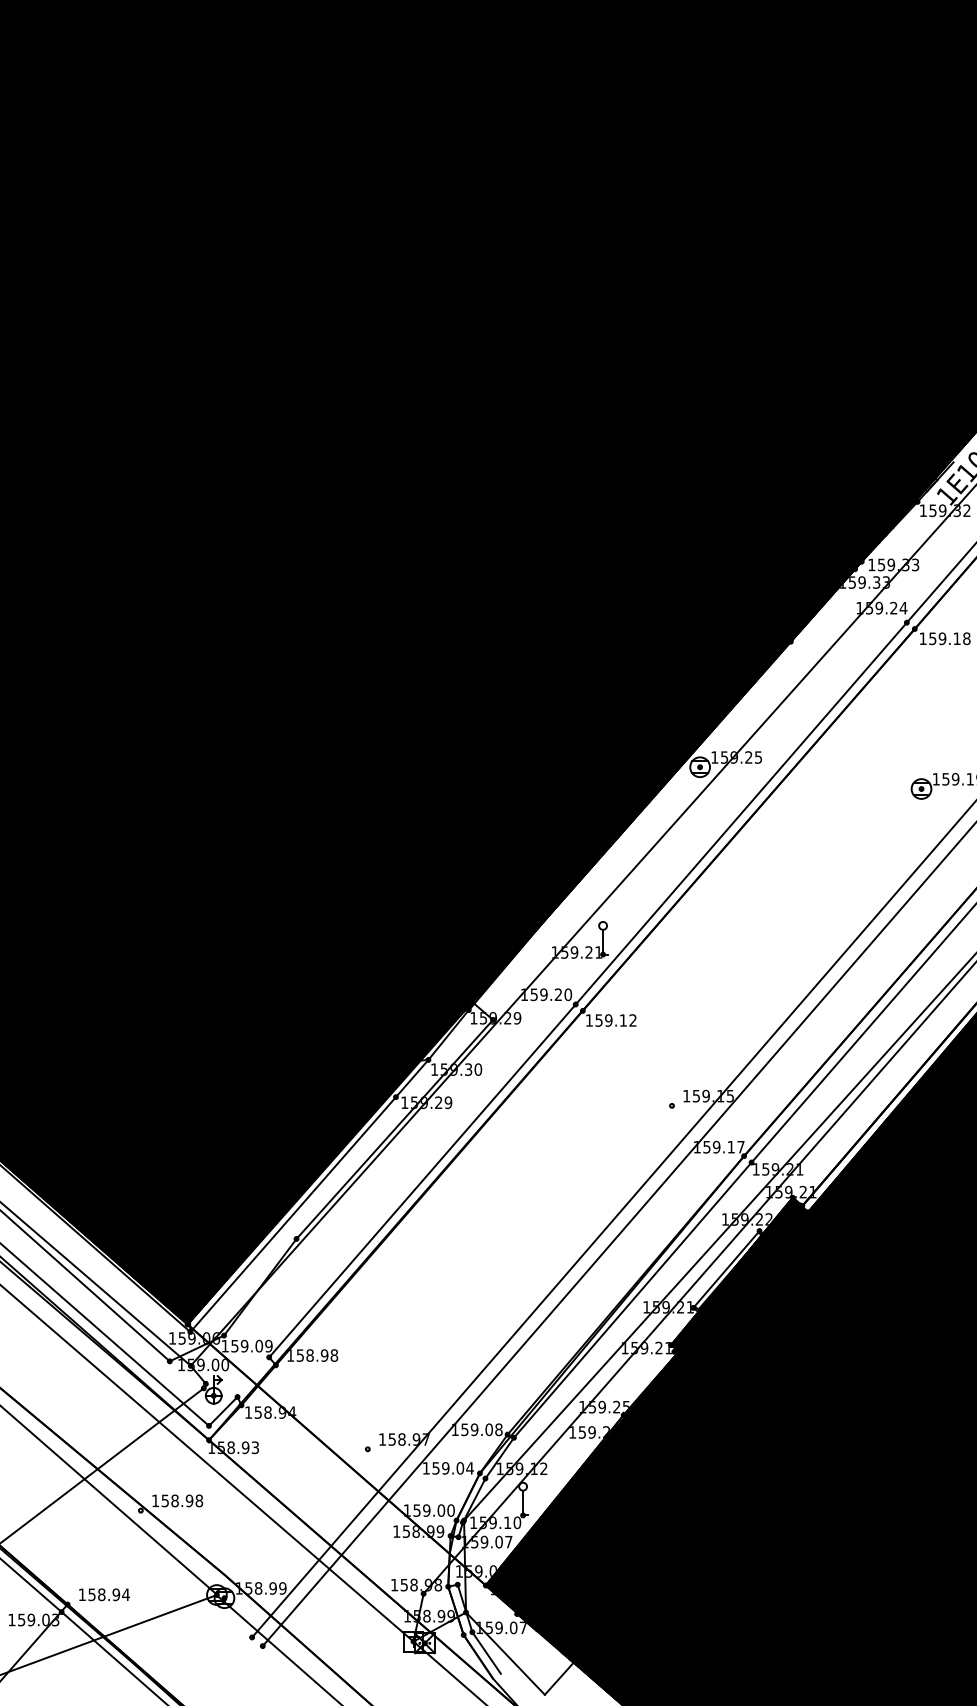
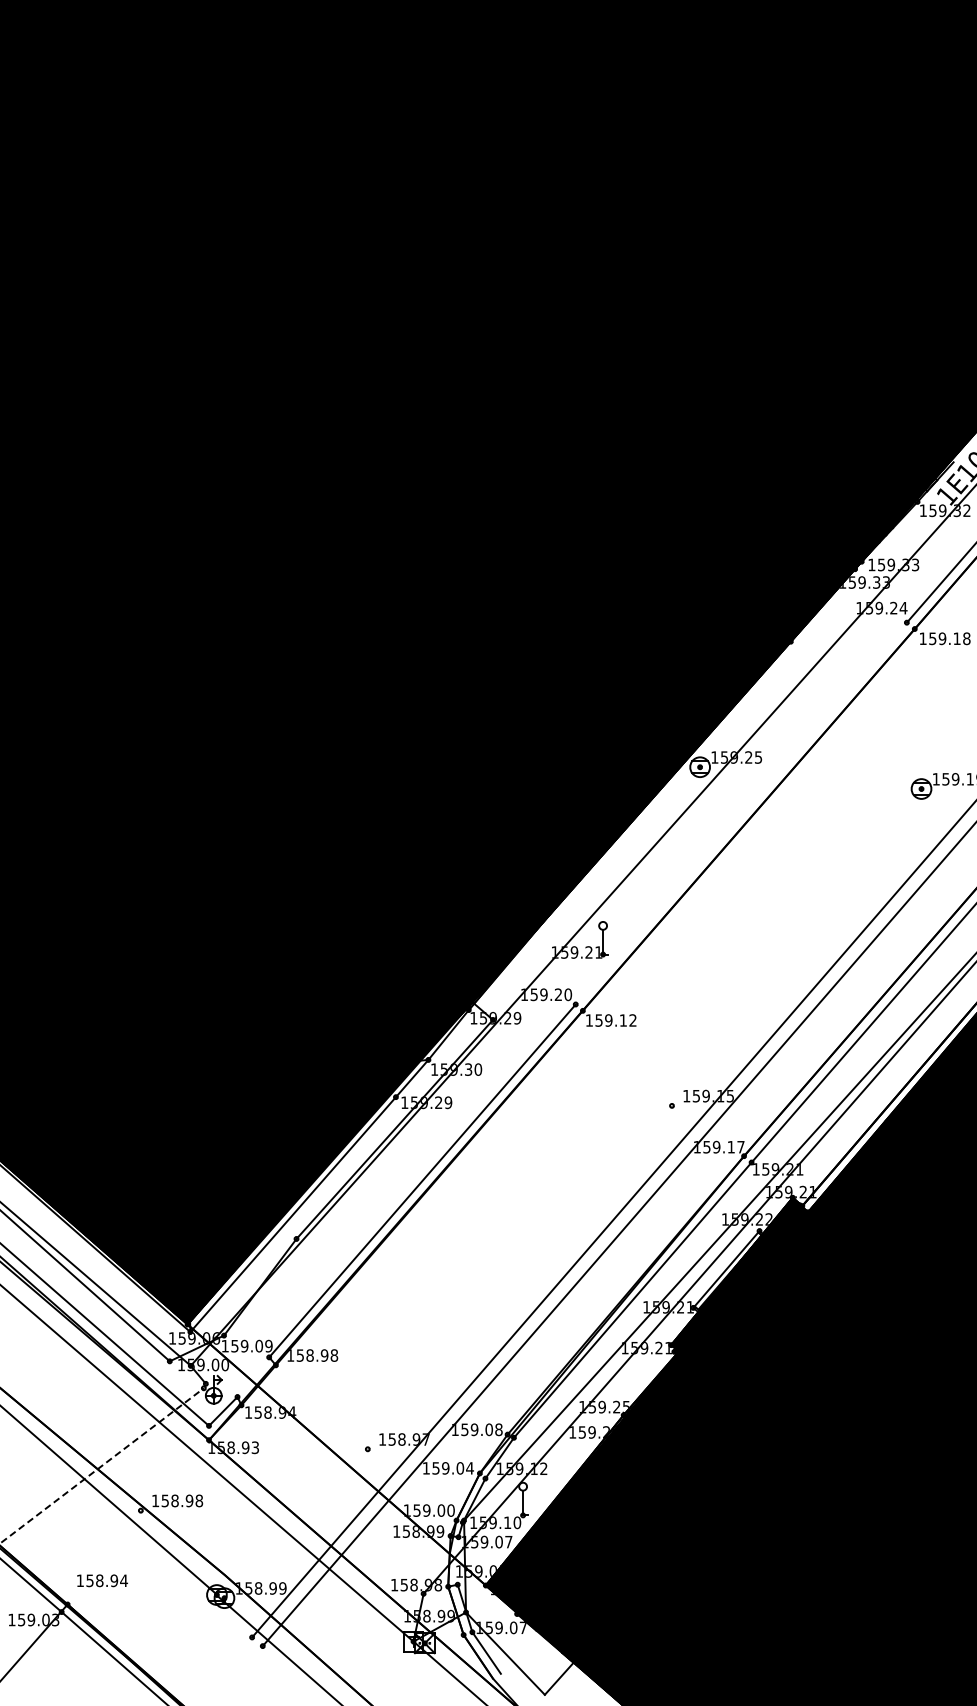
line: present -> none (740, 813)
line: solid -> dashed (102, 1465)
text position: (104, 1594) -> (102, 1580) (102, 1580)
line: present -> none (109, 1634)
